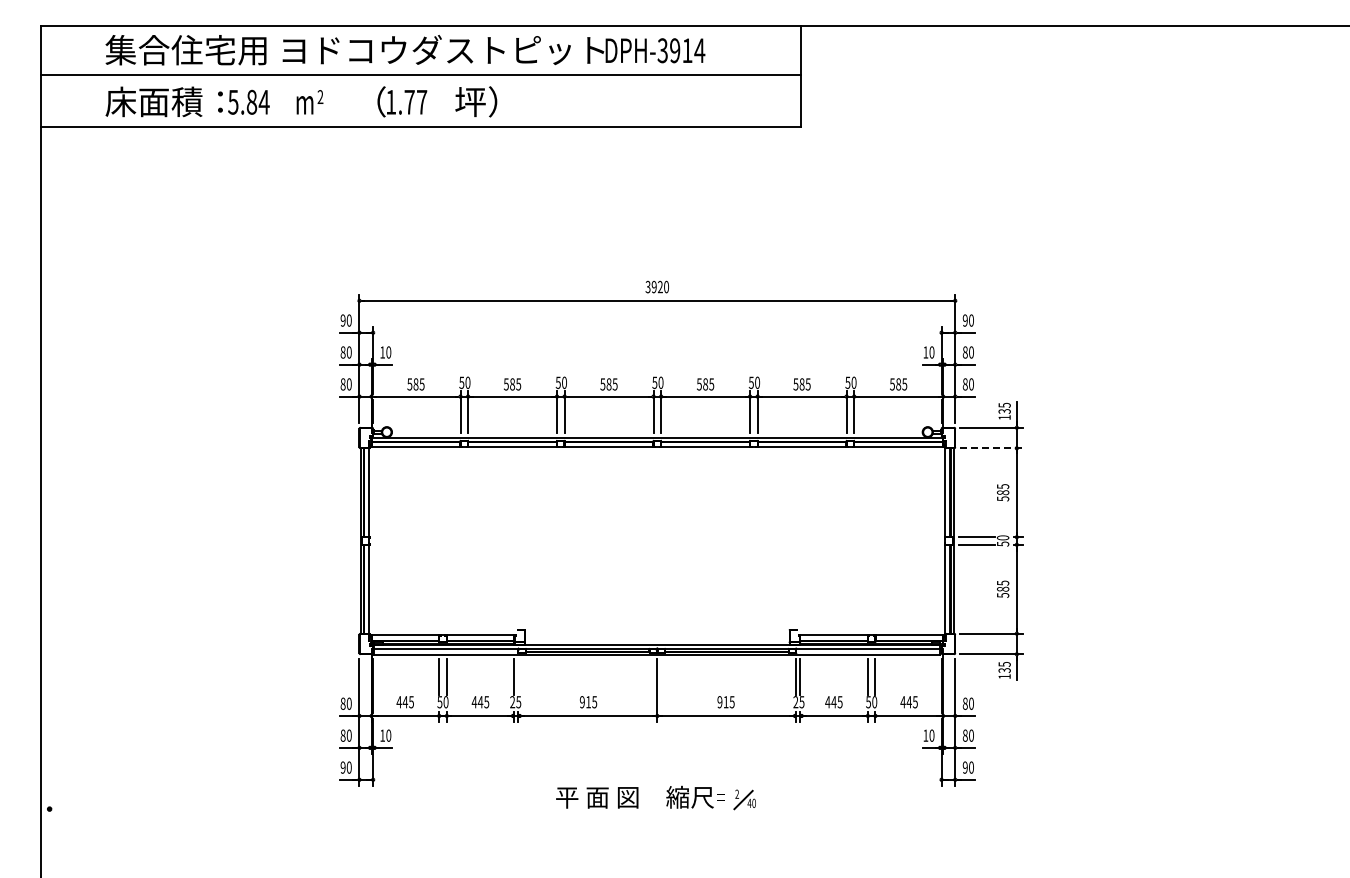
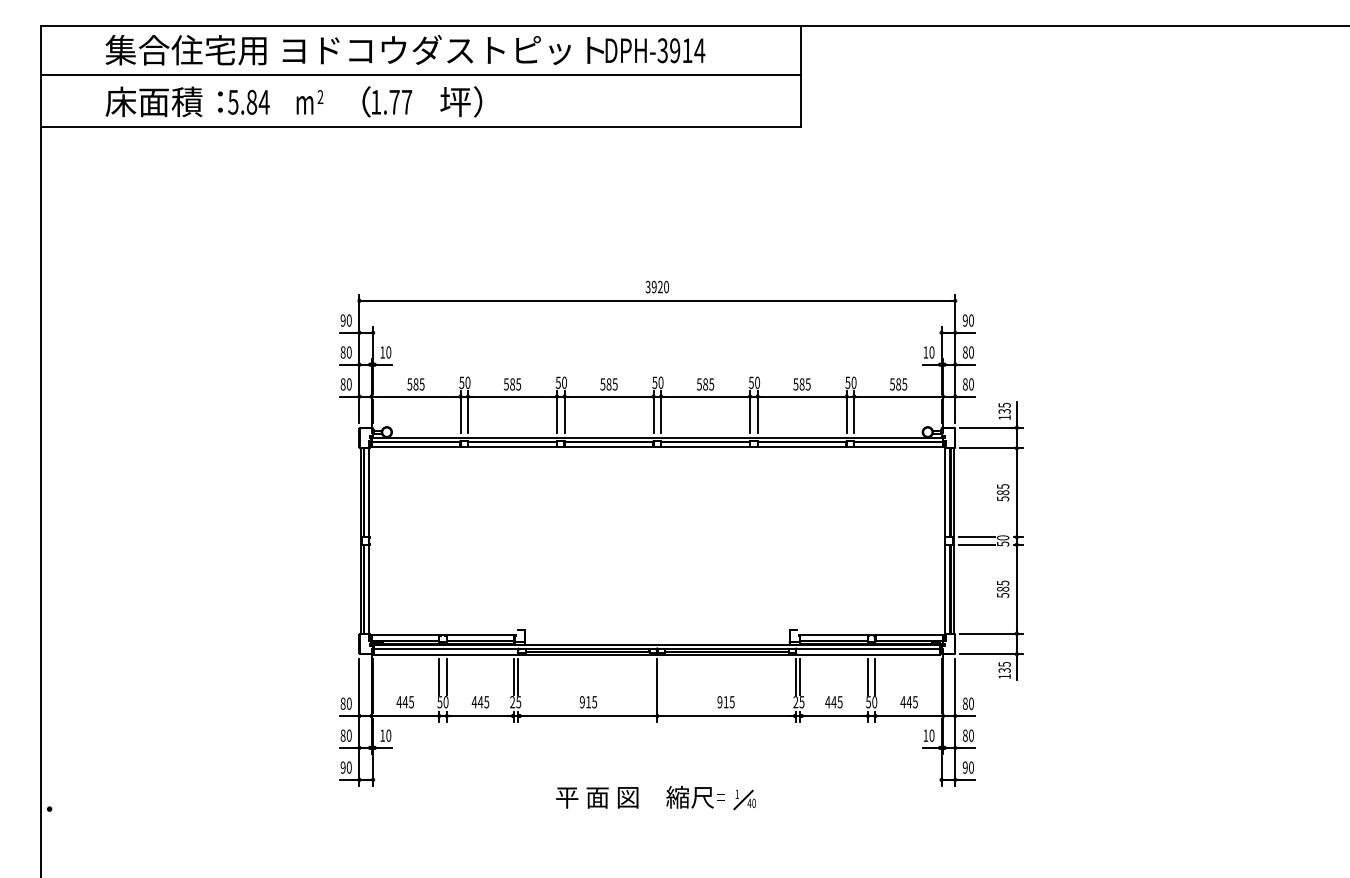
text position: (437, 101) -> (422, 101) (422, 101)
line: dashed -> solid (992, 448)
line: none -> present (518, 677)
text: 2 -> 1 (737, 793)
